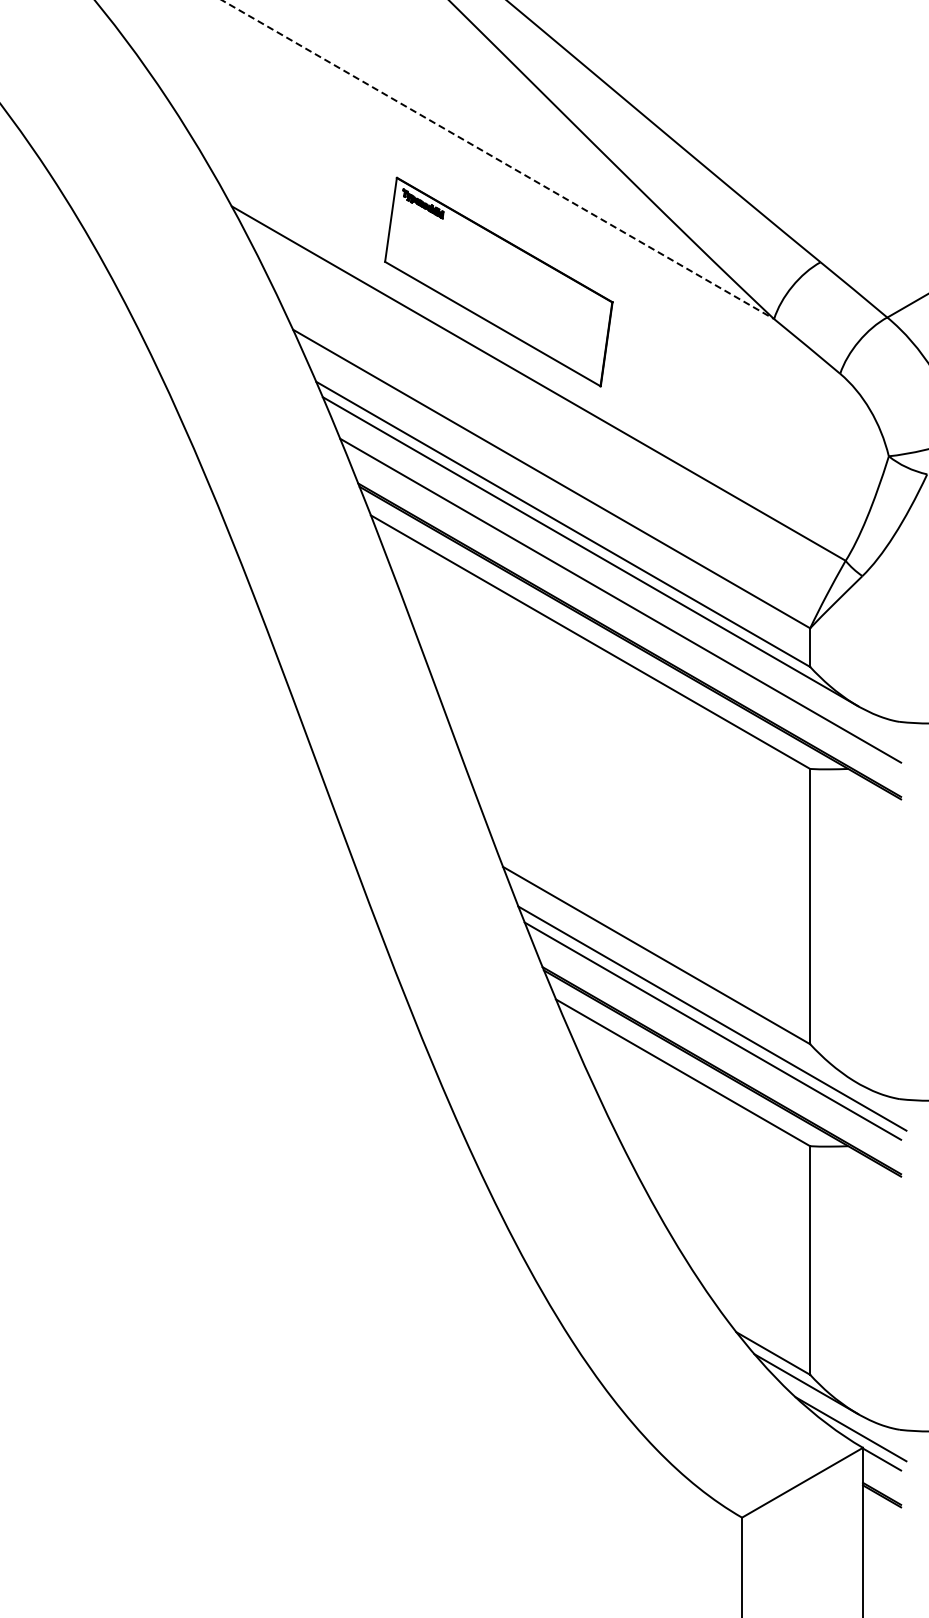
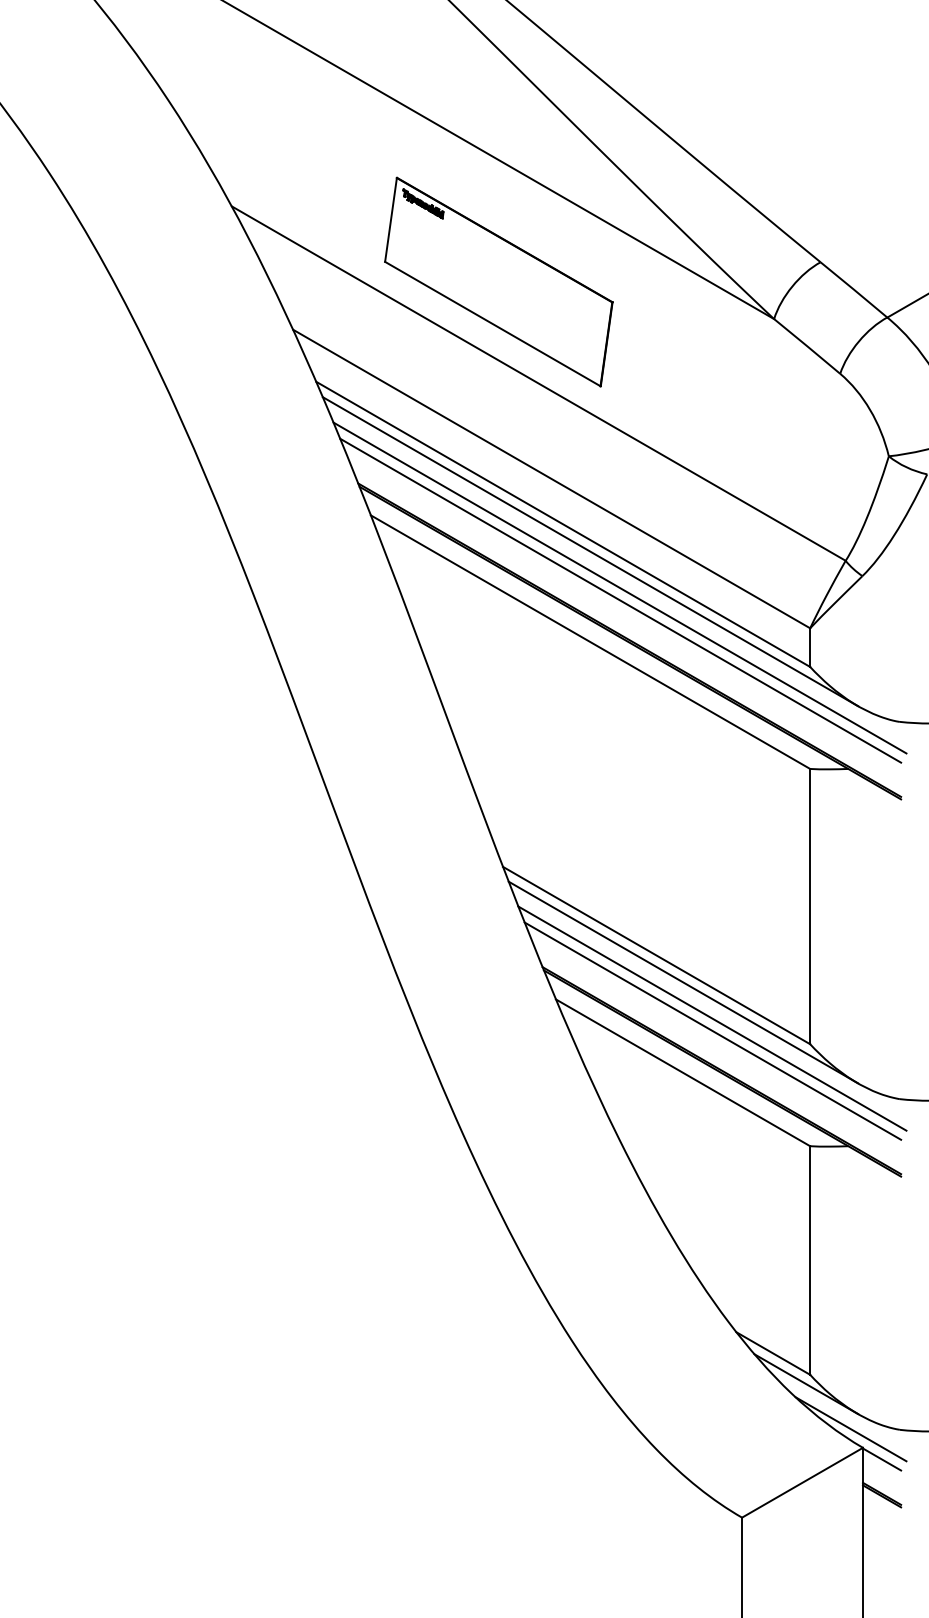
line: dashed -> solid (498, 159)
line: none -> present (619, 587)
line: none -> present (683, 982)
